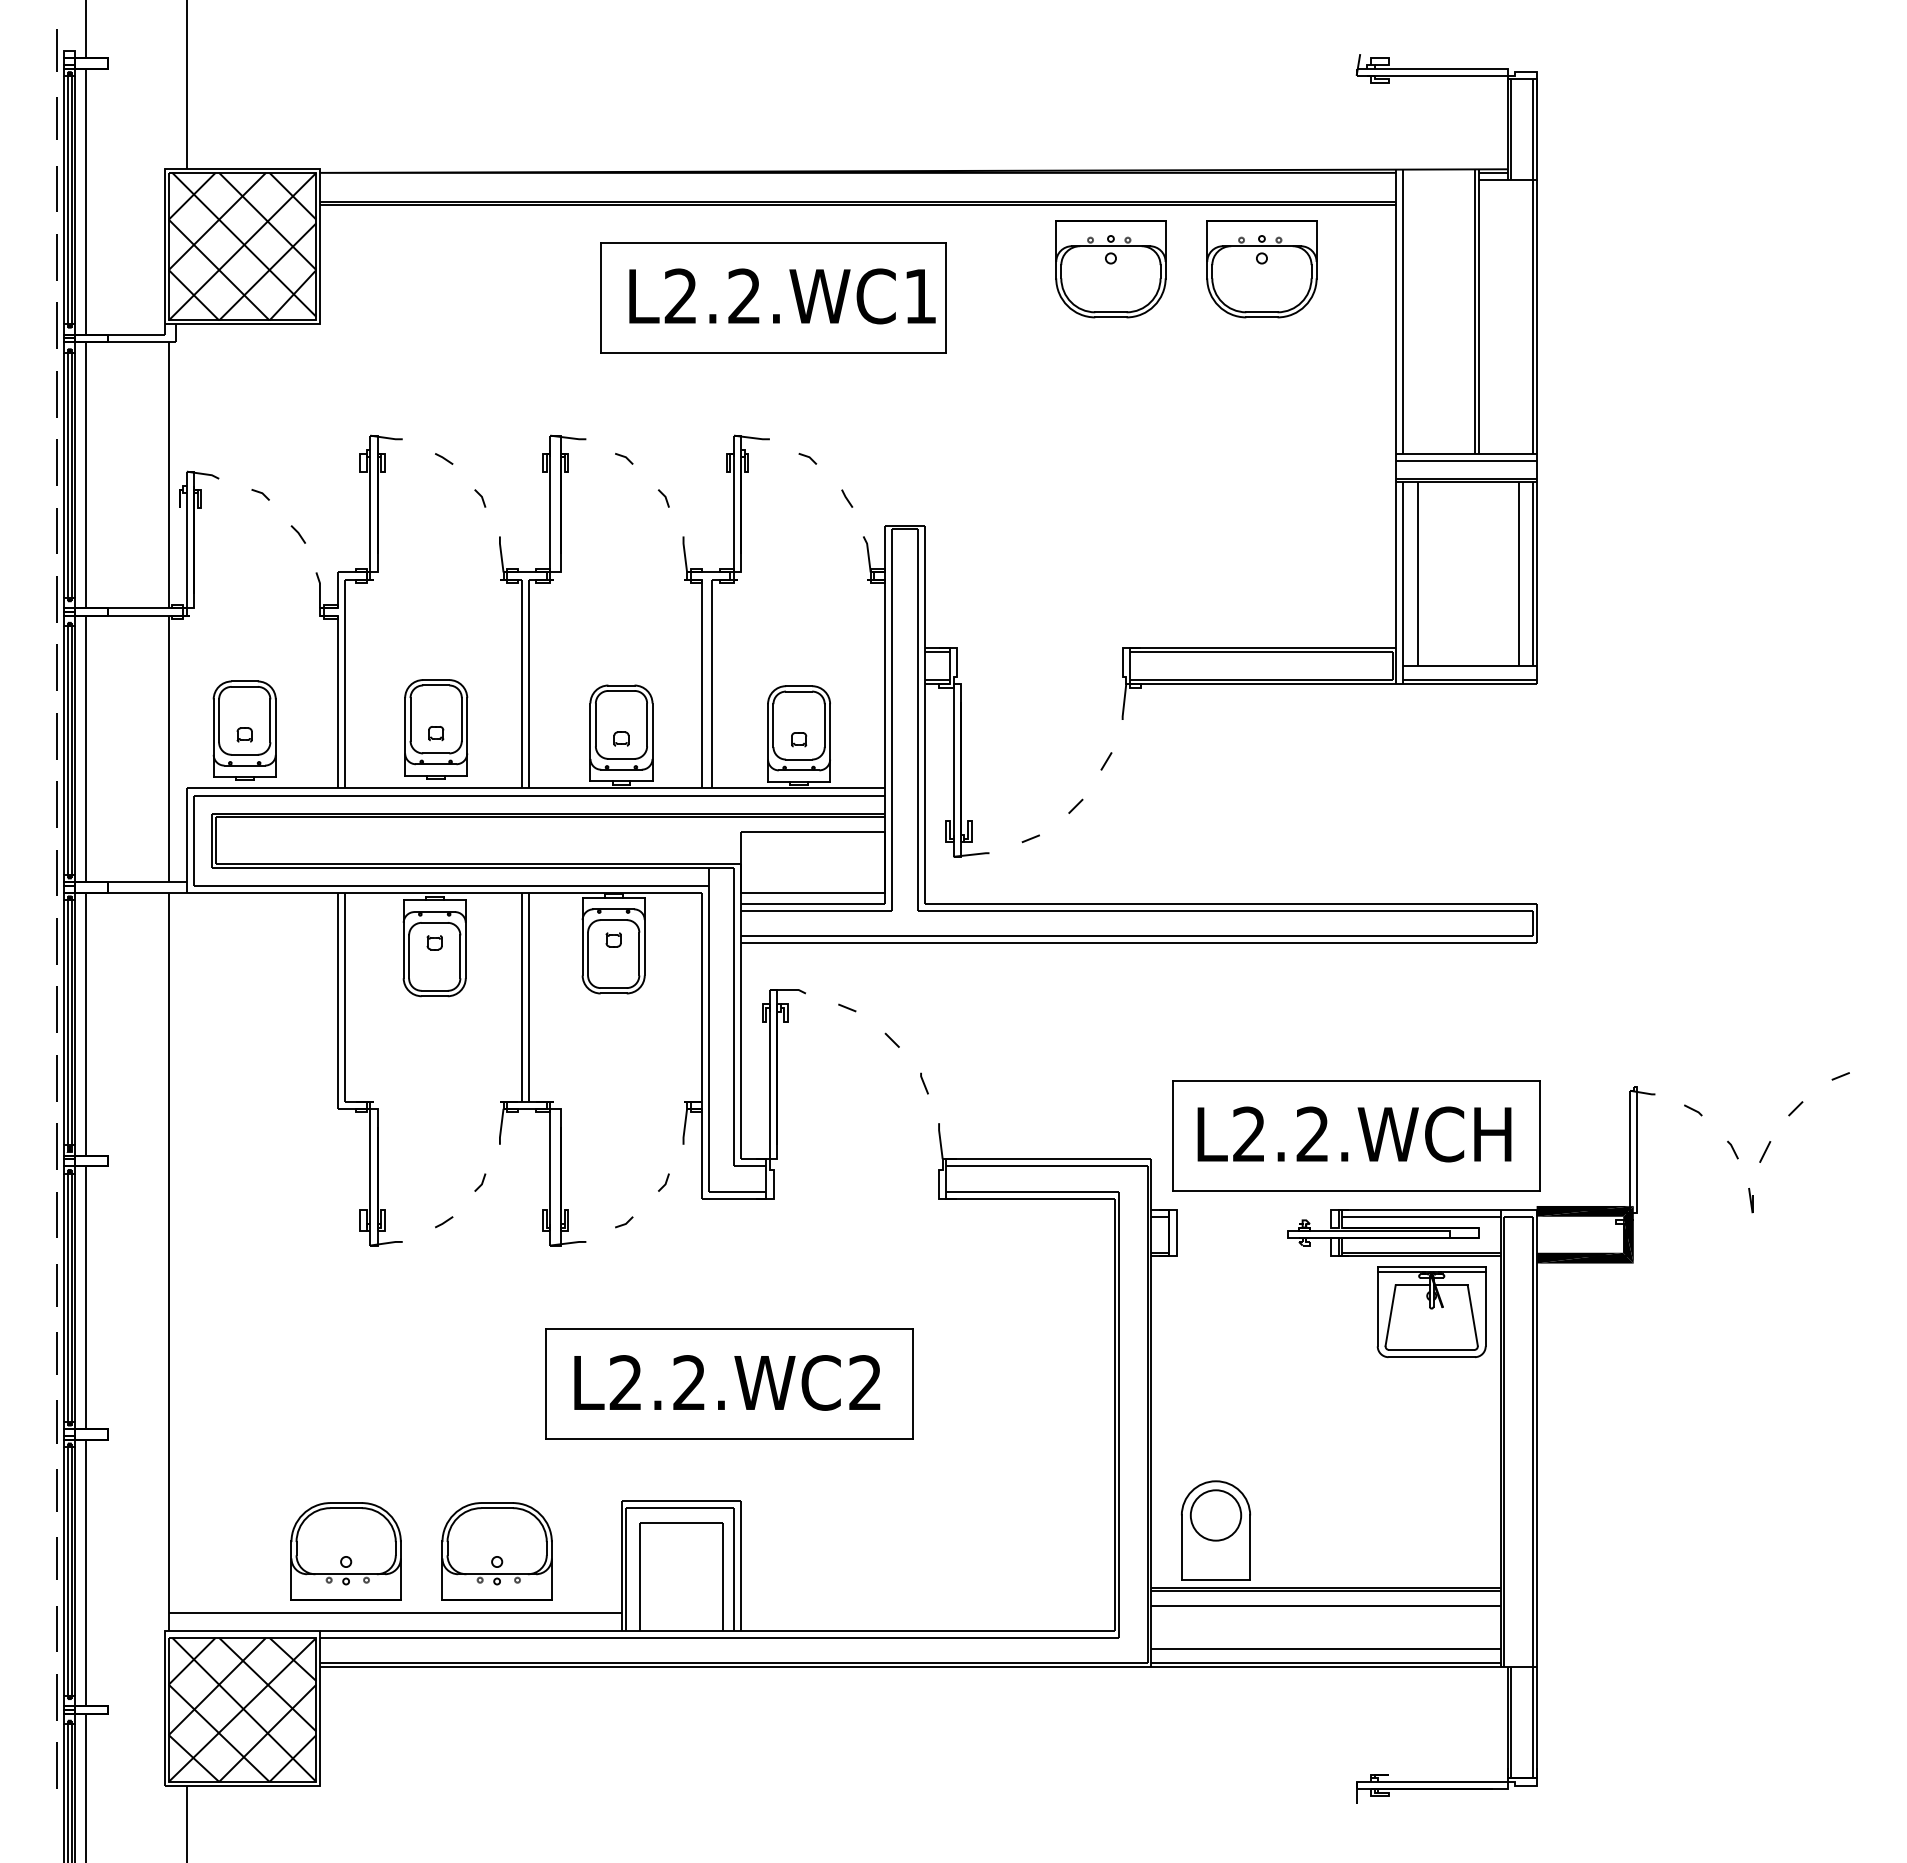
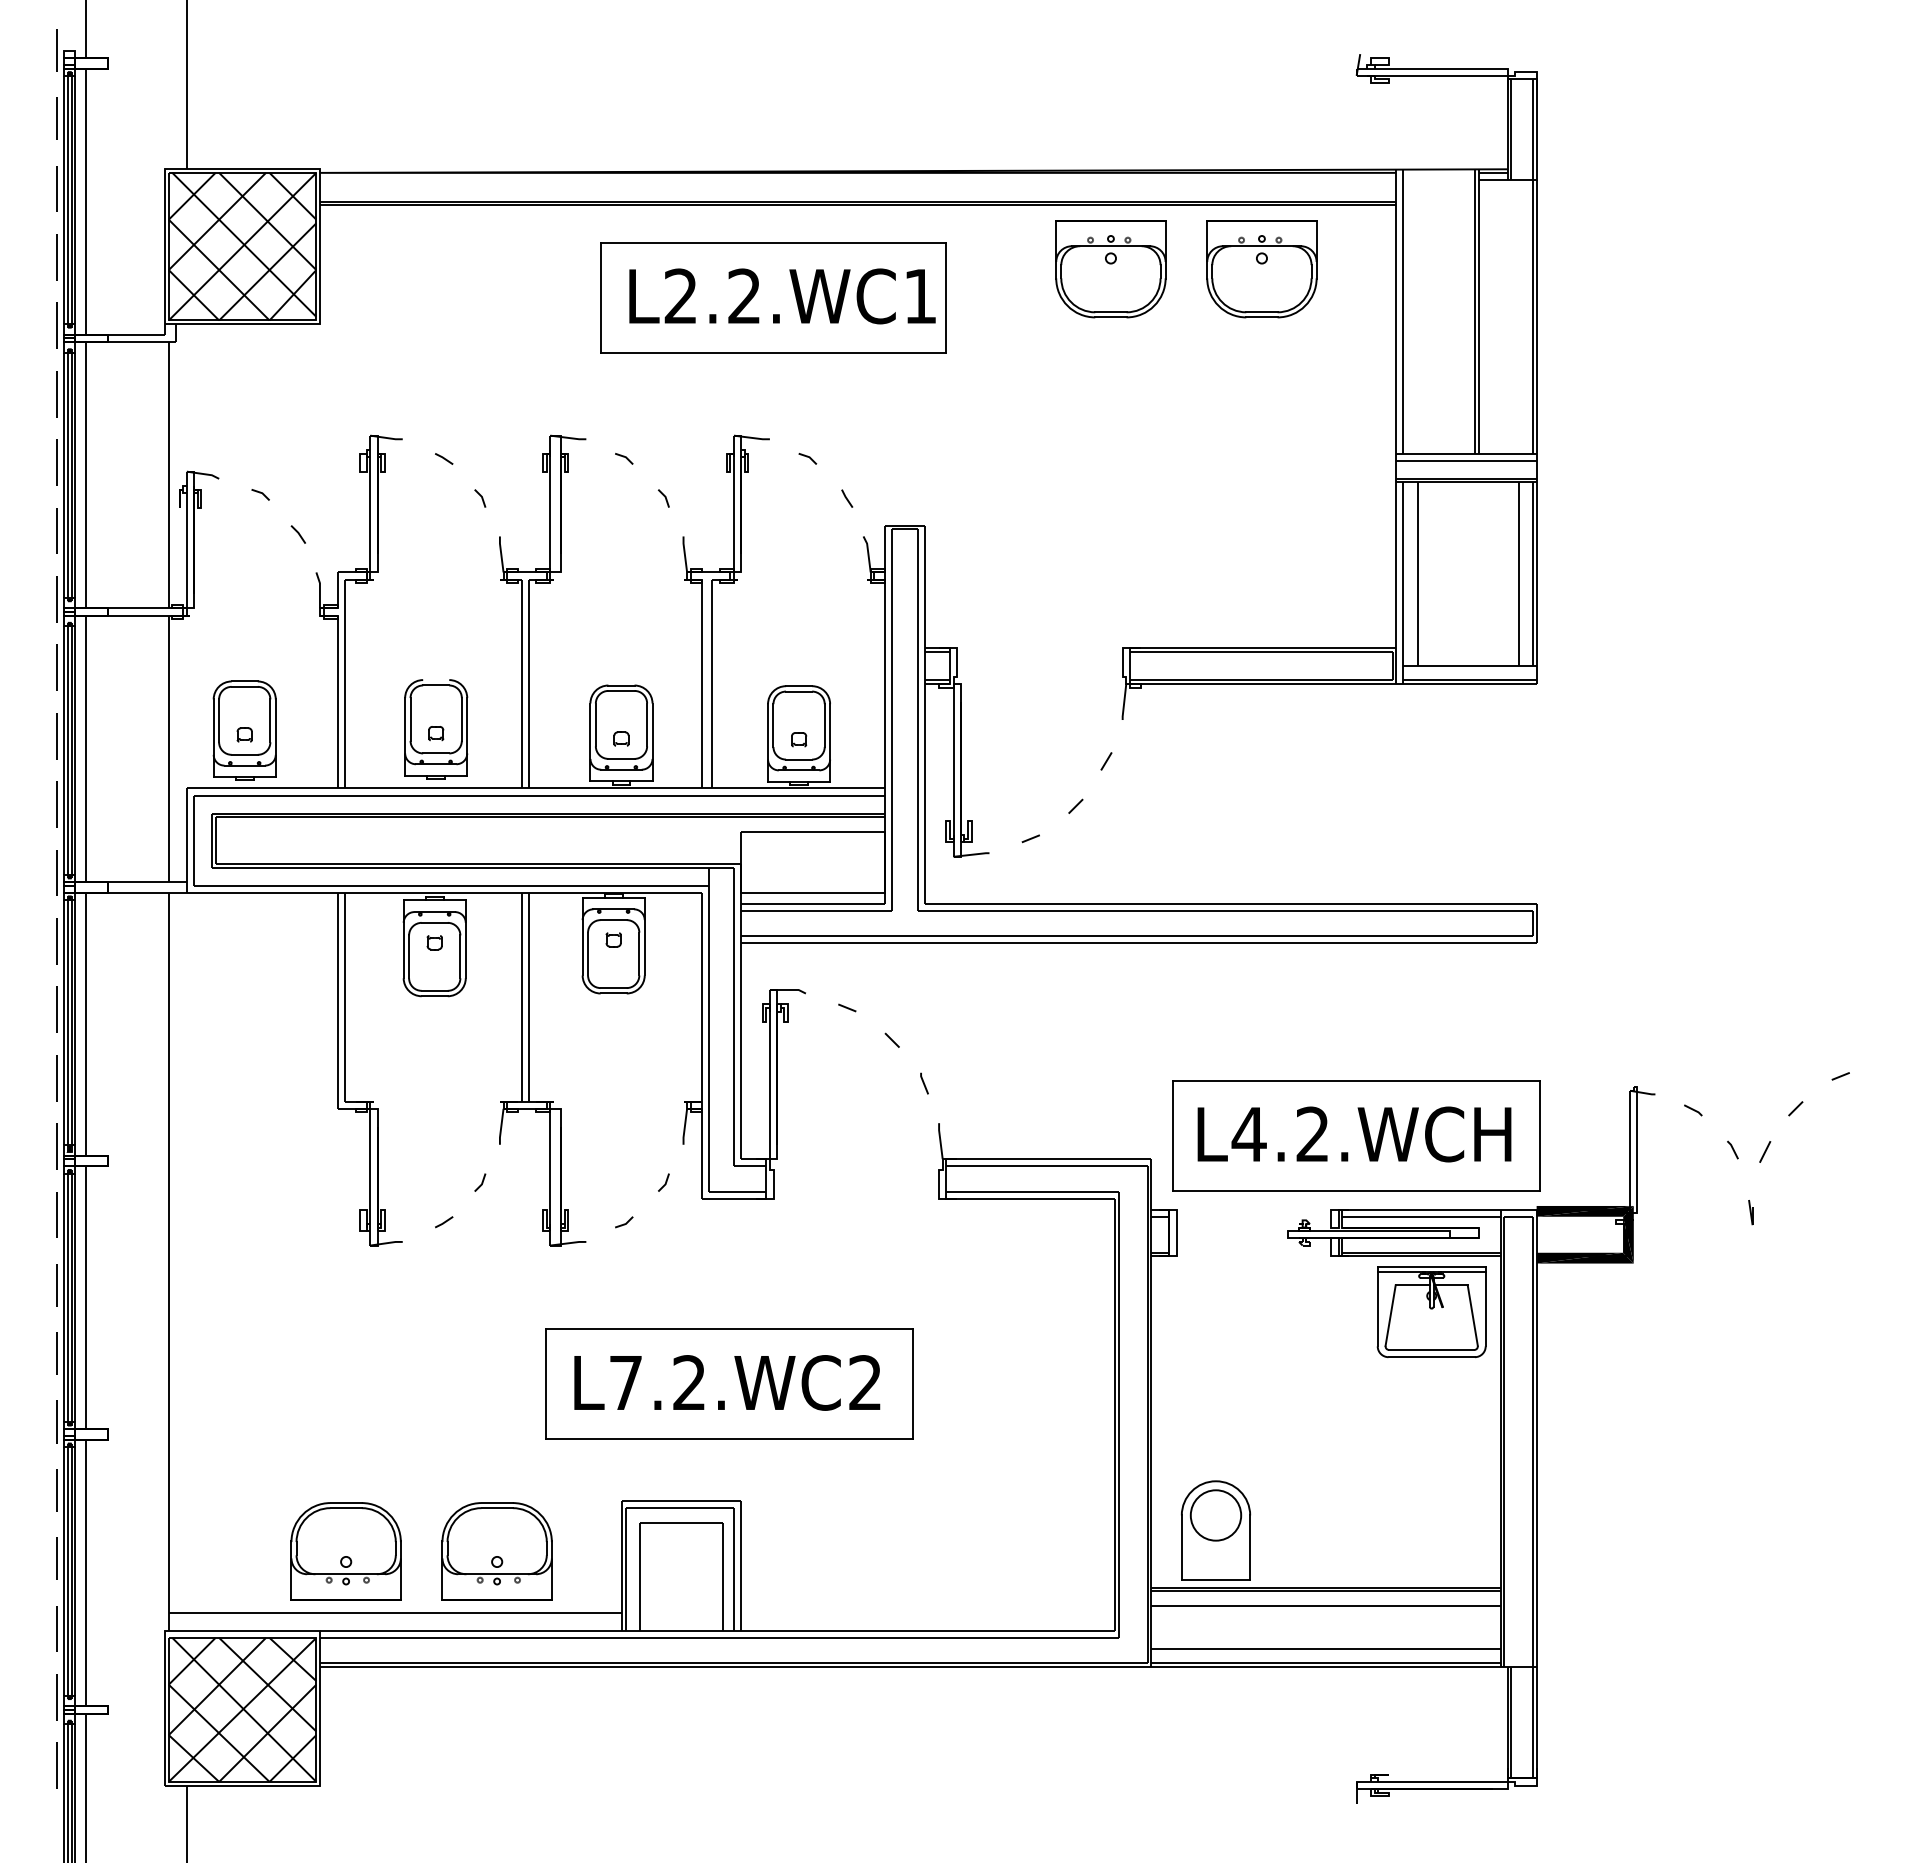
line: present -> none (436, 680)
text: L2.2.WCH -> L4.2.WCH (1248, 1133)
part position: (1750, 1200) -> (1750, 1212) (1750, 1212)
text: L2.2.WC2 -> L7.2.WC2 (625, 1382)
